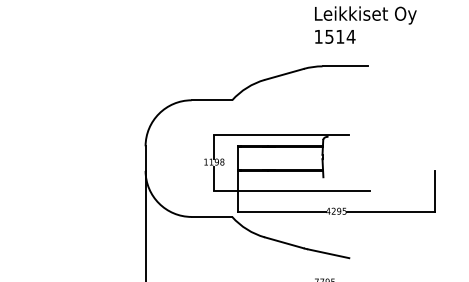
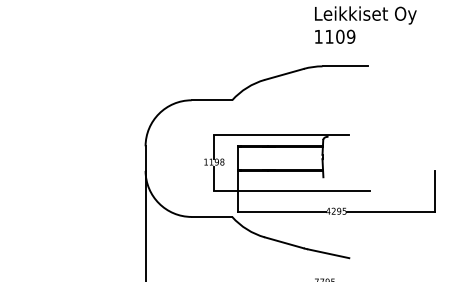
text: 1514 -> 1109 (340, 36)
